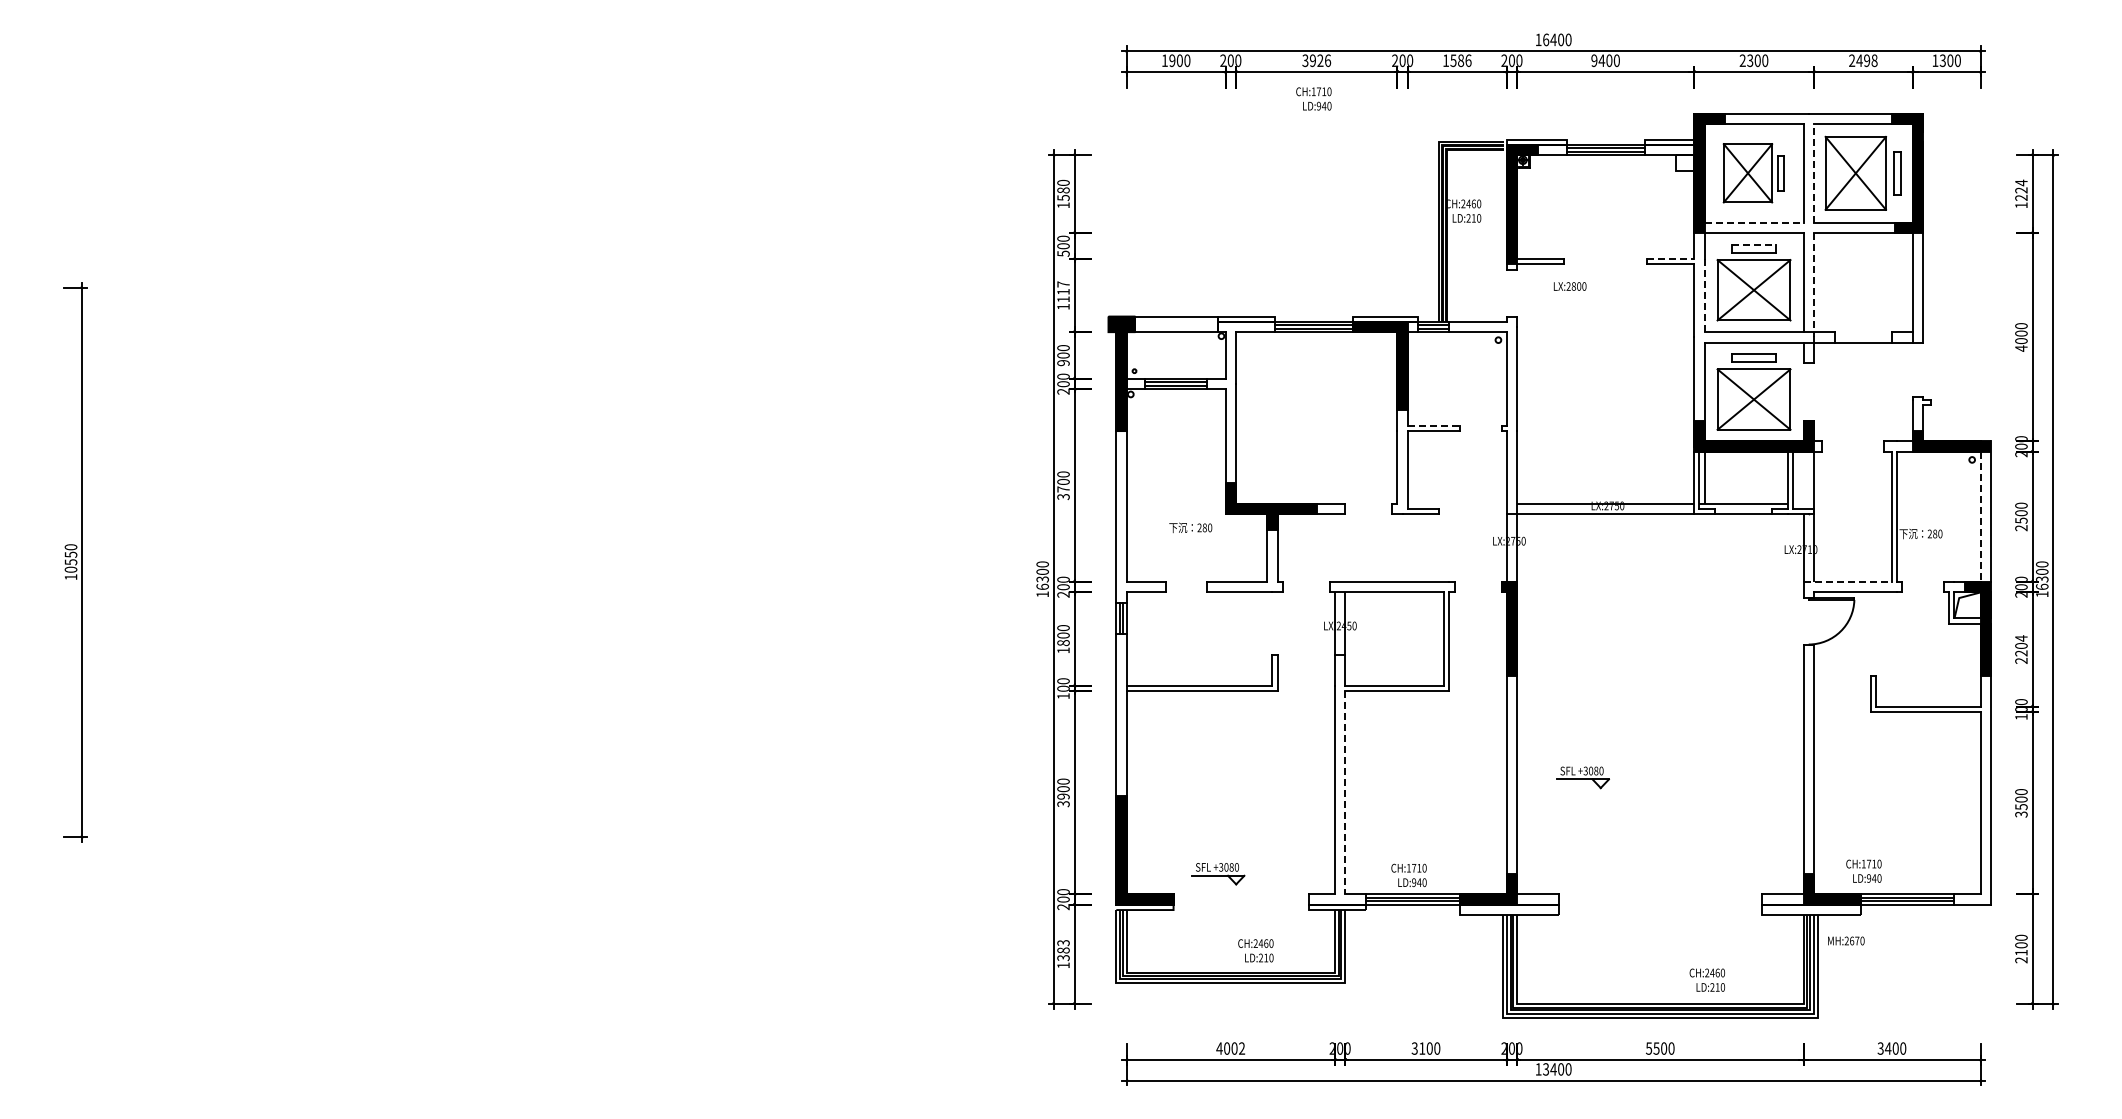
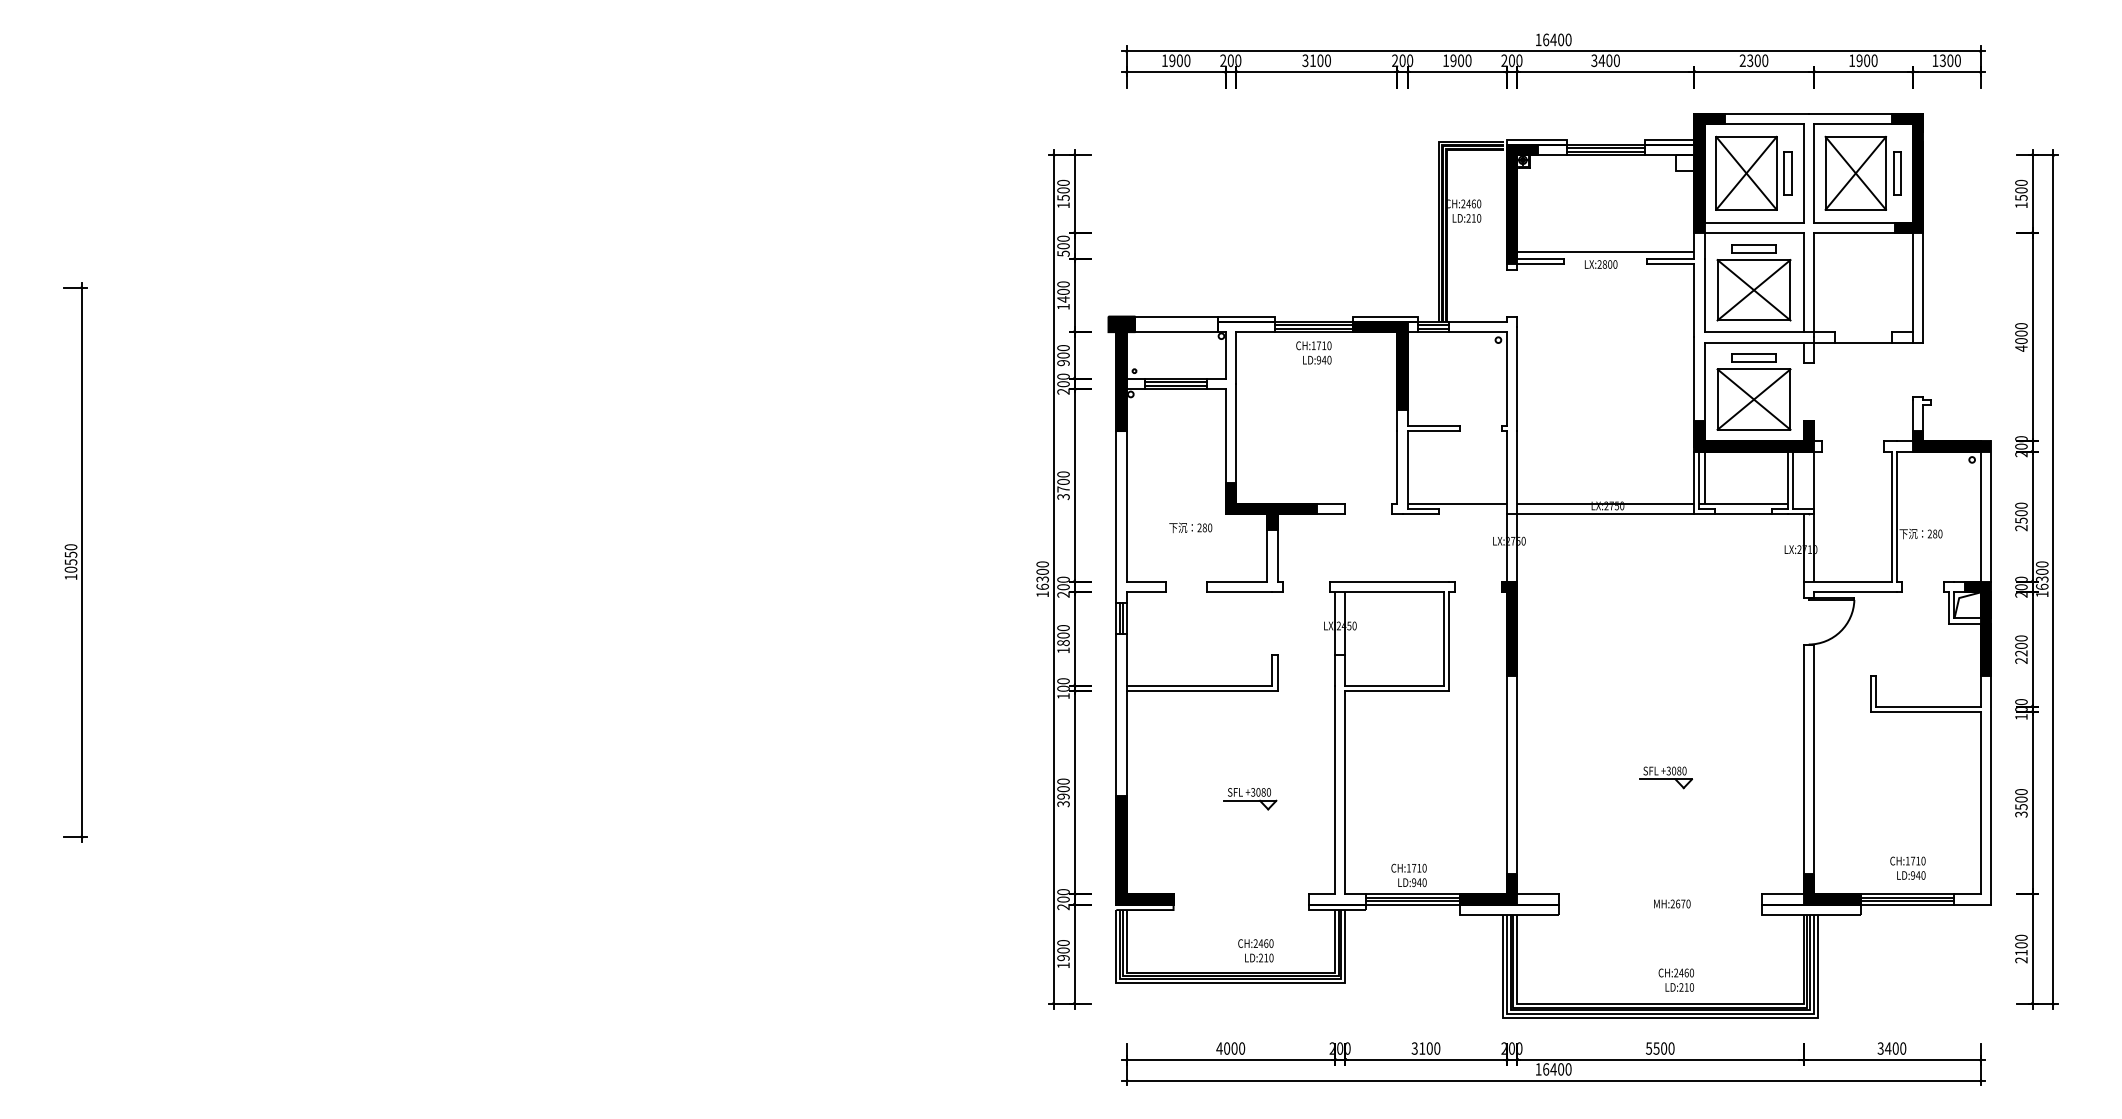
text: 3926 -> 3100 (1320, 60)
text: 1586 -> 1900 (1460, 60)
text: 9400 -> 3400 (1594, 60)
text: 2498 -> 1900 (1863, 60)
text position: (1313, 98) -> (1313, 352) (1313, 352)
line: dashed -> solid (1813, 172)
part size: 63x61 px -> 78x76 px (1753, 172)
text: 1224 -> 1500 (2021, 189)
text: 1580 -> 1500 (1063, 190)
line: dashed -> solid (1754, 222)
line: dashed -> solid (1754, 244)
line: none -> present (1605, 251)
line: dashed -> solid (1671, 259)
line: dashed -> solid (1813, 285)
text position: (1569, 286) -> (1600, 264) (1600, 264)
text: 1117 -> 1400 (1063, 291)
line: dashed -> solid (1704, 296)
line: dashed -> solid (1434, 425)
line: none -> present (1456, 503)
line: dashed -> solid (1980, 517)
line: dashed -> solid (1848, 582)
text: 2204 -> 2200 (2021, 638)
part position: (1582, 777) -> (1665, 777) (1665, 777)
line: dashed -> solid (1345, 792)
text position: (1863, 870) -> (1907, 867) (1907, 867)
part position: (1218, 874) -> (1250, 799) (1250, 799)
text position: (1846, 940) -> (1672, 903) (1672, 903)
text: 1383 -> 1900 (1063, 950)
text position: (1706, 979) -> (1675, 979) (1675, 979)
text: 4002 -> 4000 (1242, 1048)
text: 13400 -> 16400 (1546, 1069)
